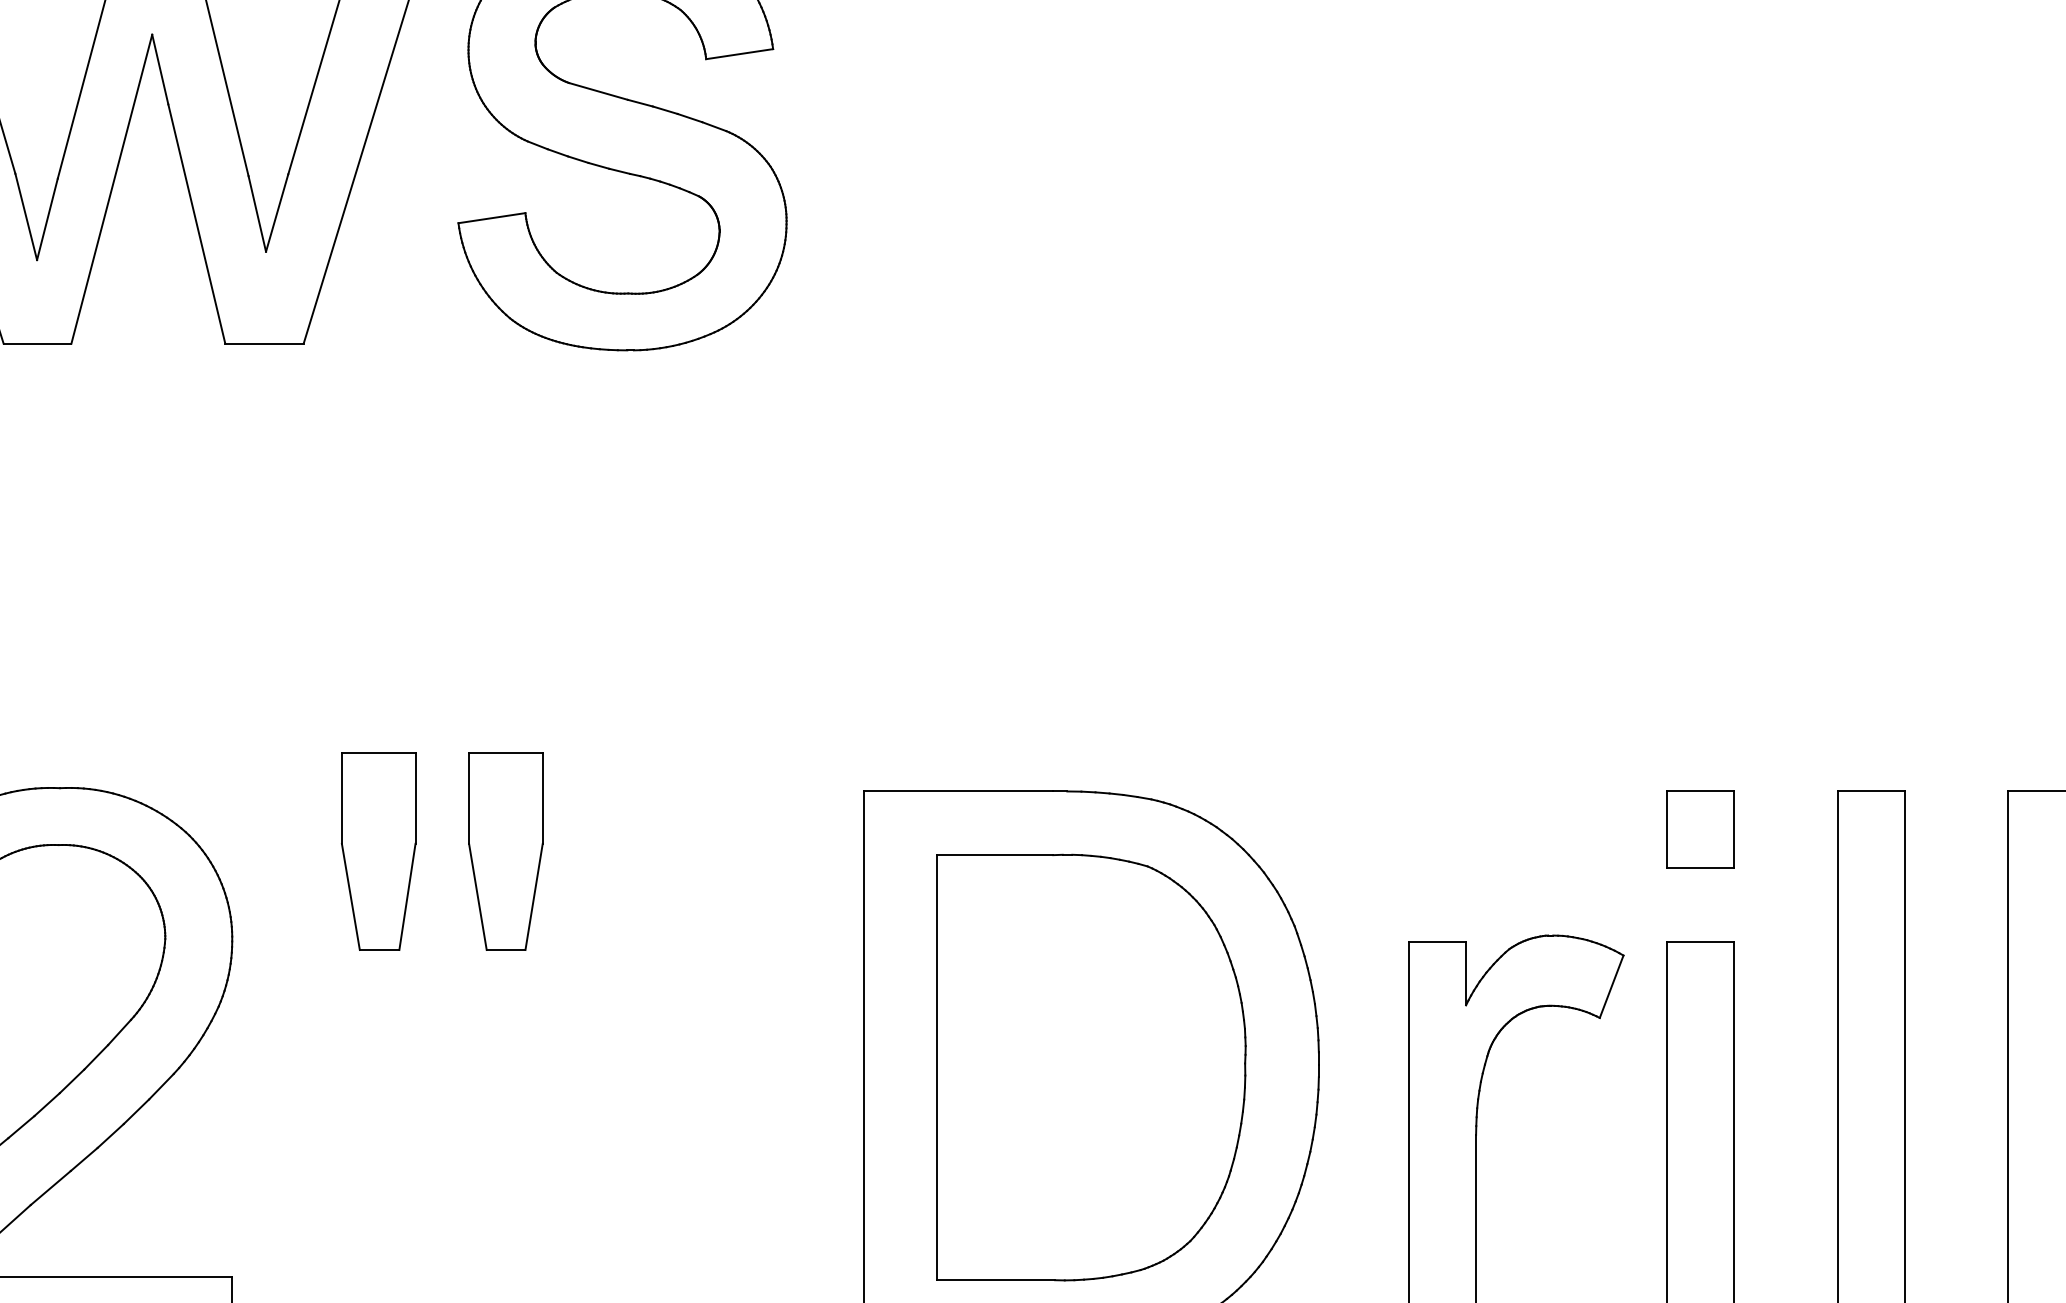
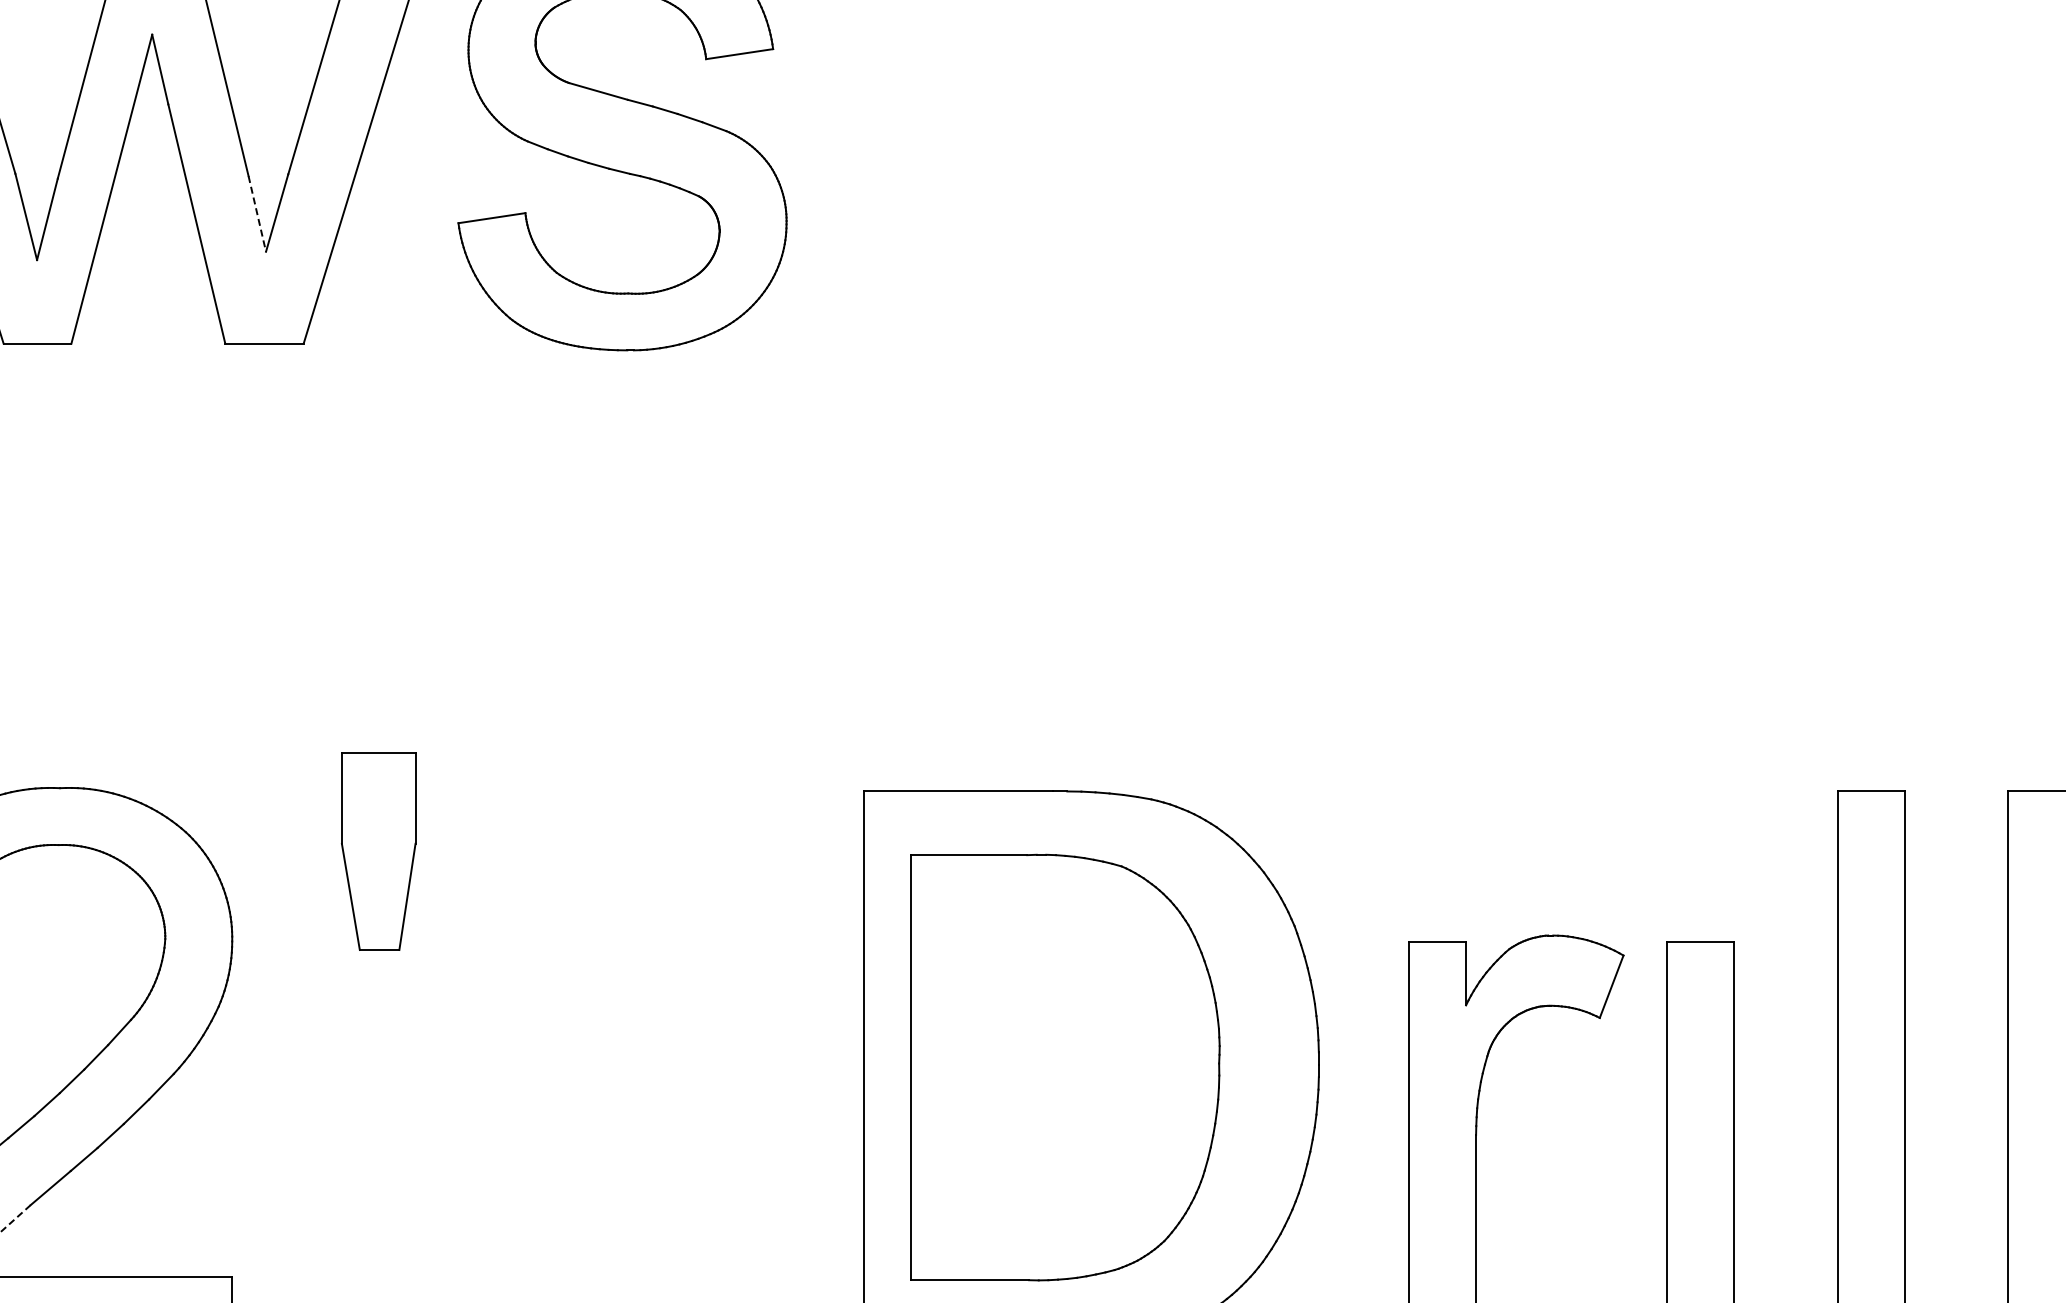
line: solid -> dashed (257, 213)
part: present -> none (1700, 829)
part: present -> none (505, 851)
part position: (1091, 1067) -> (1065, 1067) (1065, 1067)
line: solid -> dashed (15, 1219)
